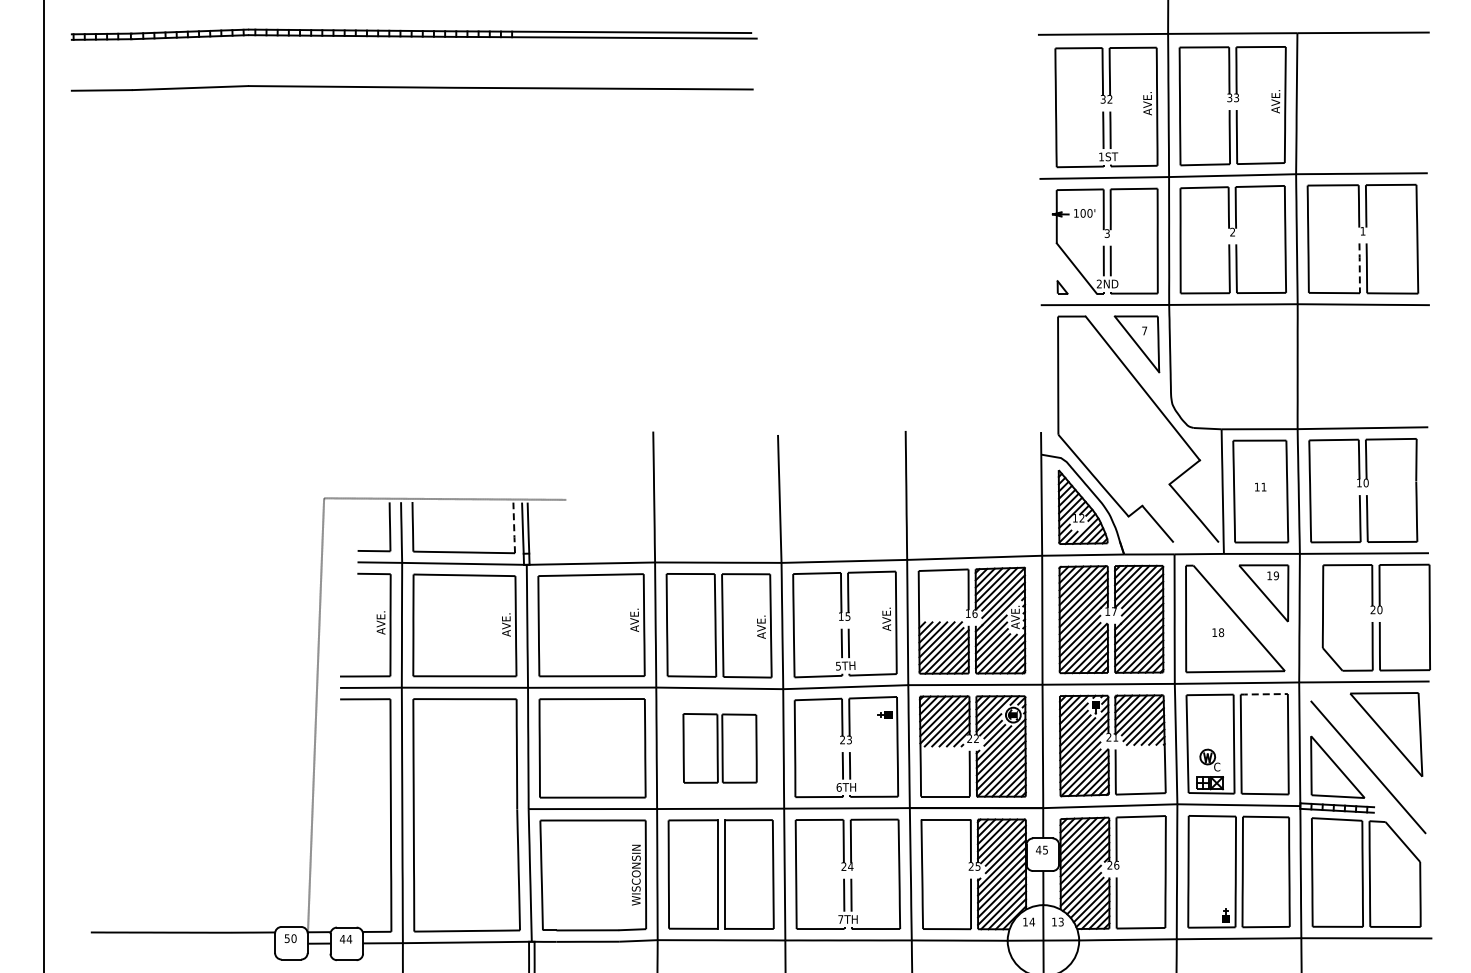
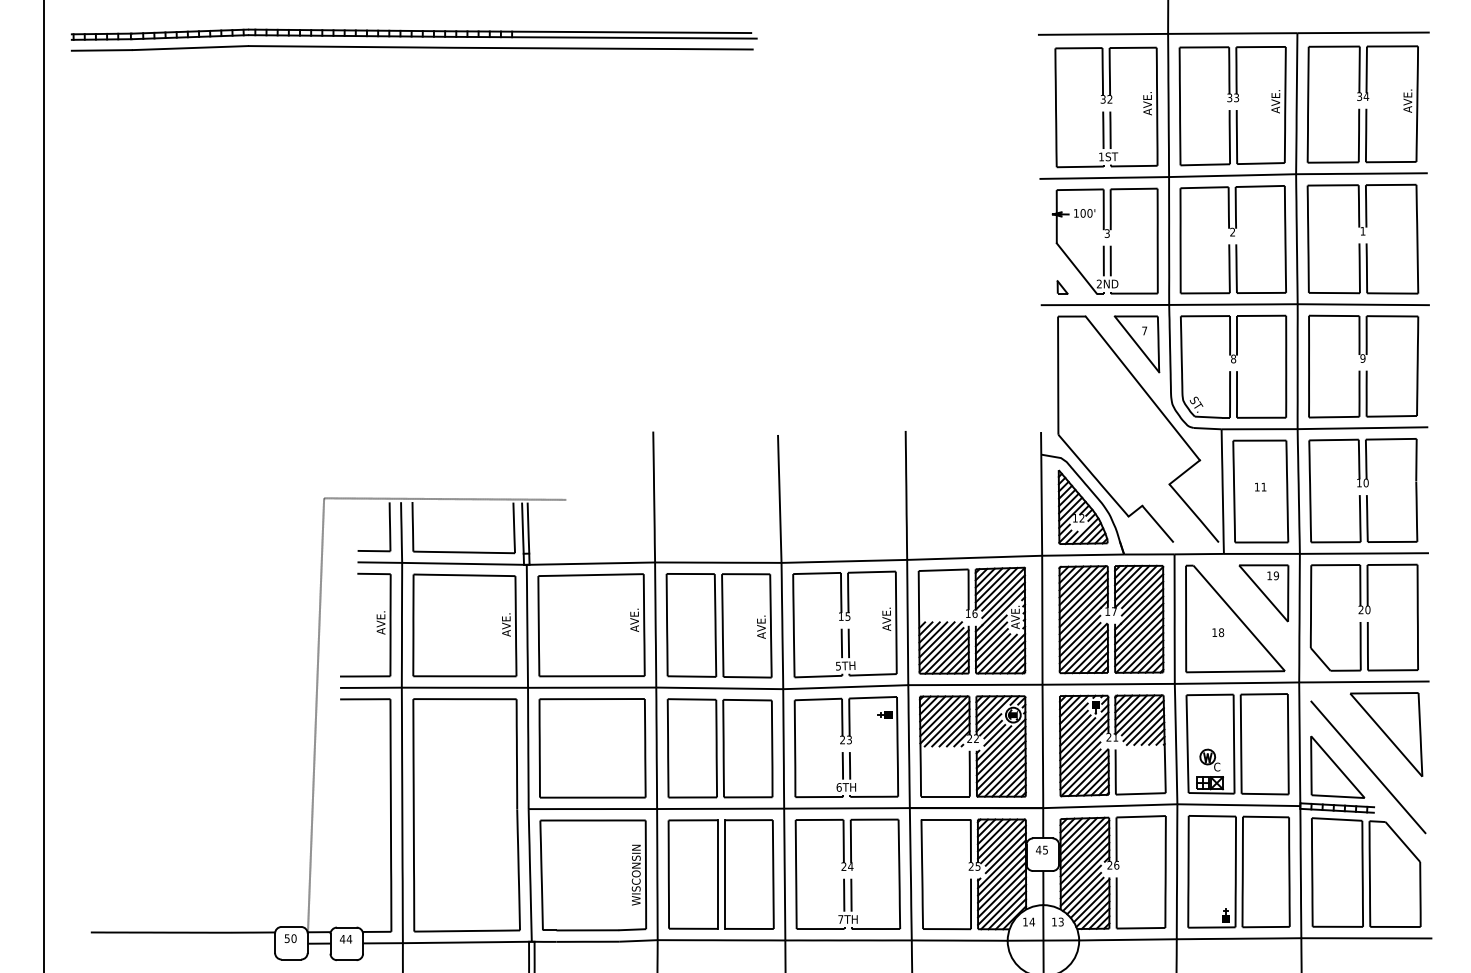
part position: (411, 88) -> (411, 48) (411, 48)
part: none -> present (1362, 104)
line: dashed -> solid (1359, 267)
part: none -> present (1233, 366)
part: none -> present (1363, 366)
line: dashed -> solid (514, 528)
part position: (1375, 617) -> (1363, 617) (1363, 617)
line: dashed -> solid (1264, 694)
part size: 76x71 px -> 108x101 px (719, 748)
